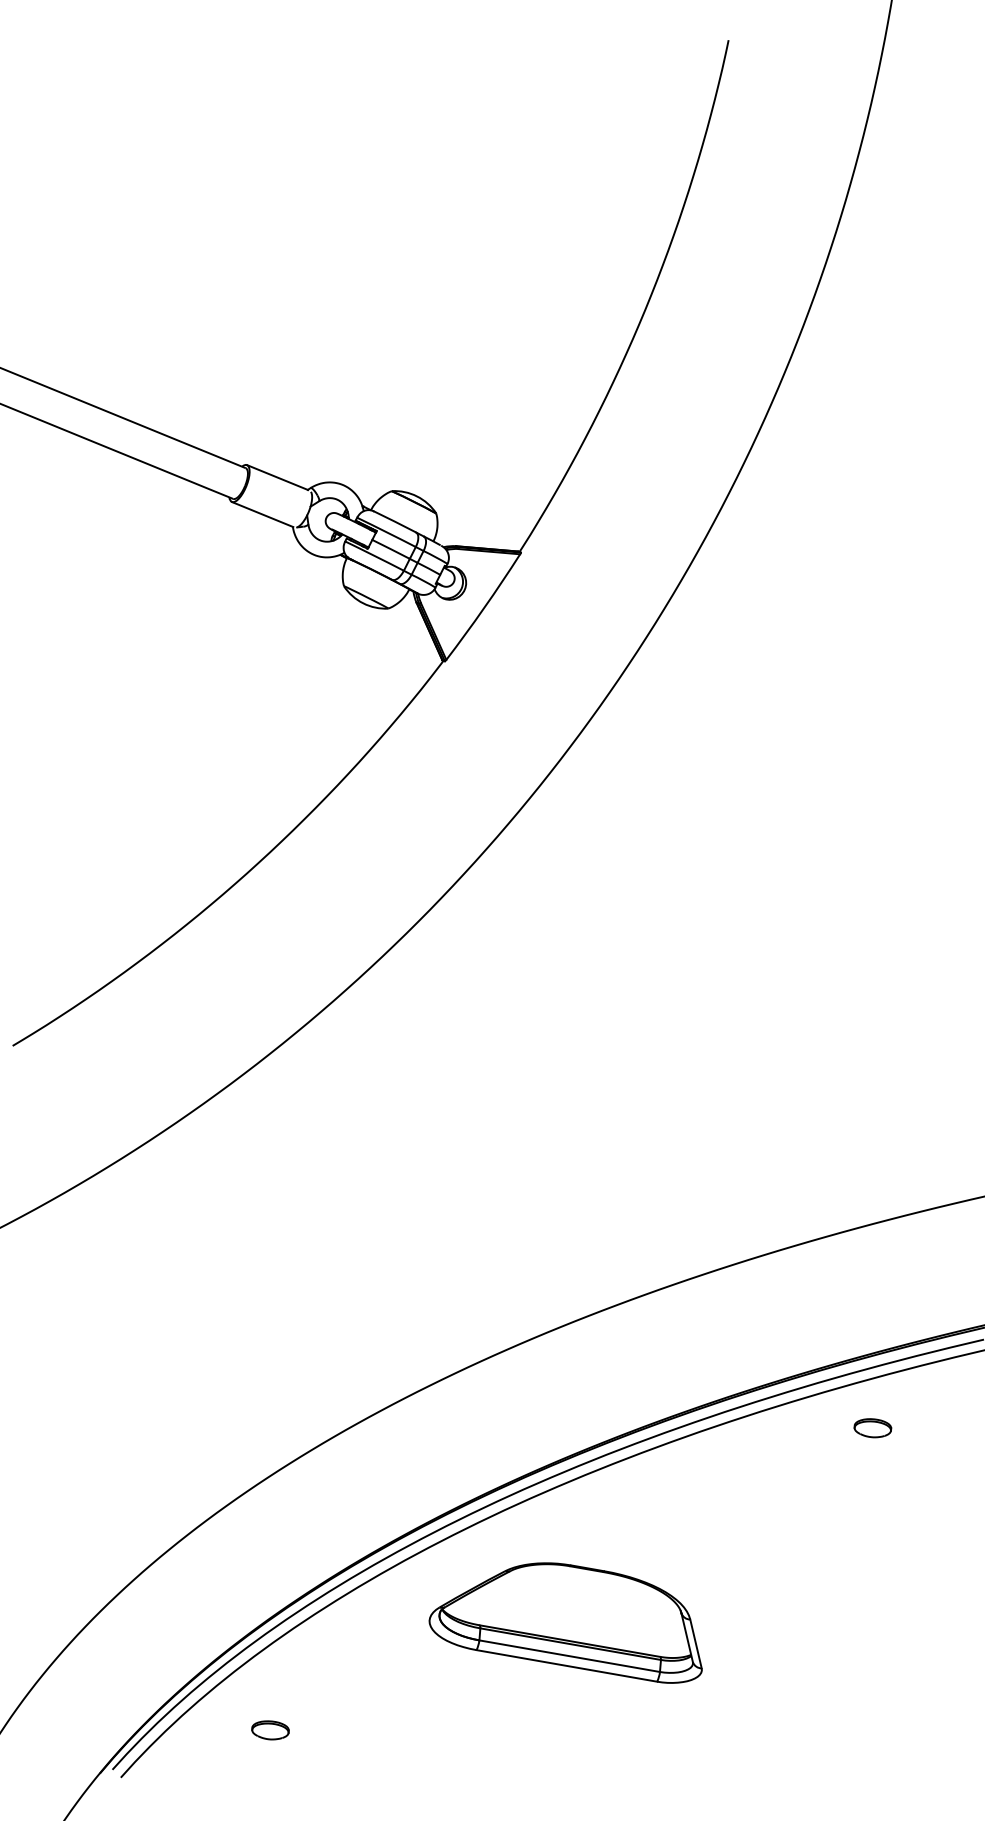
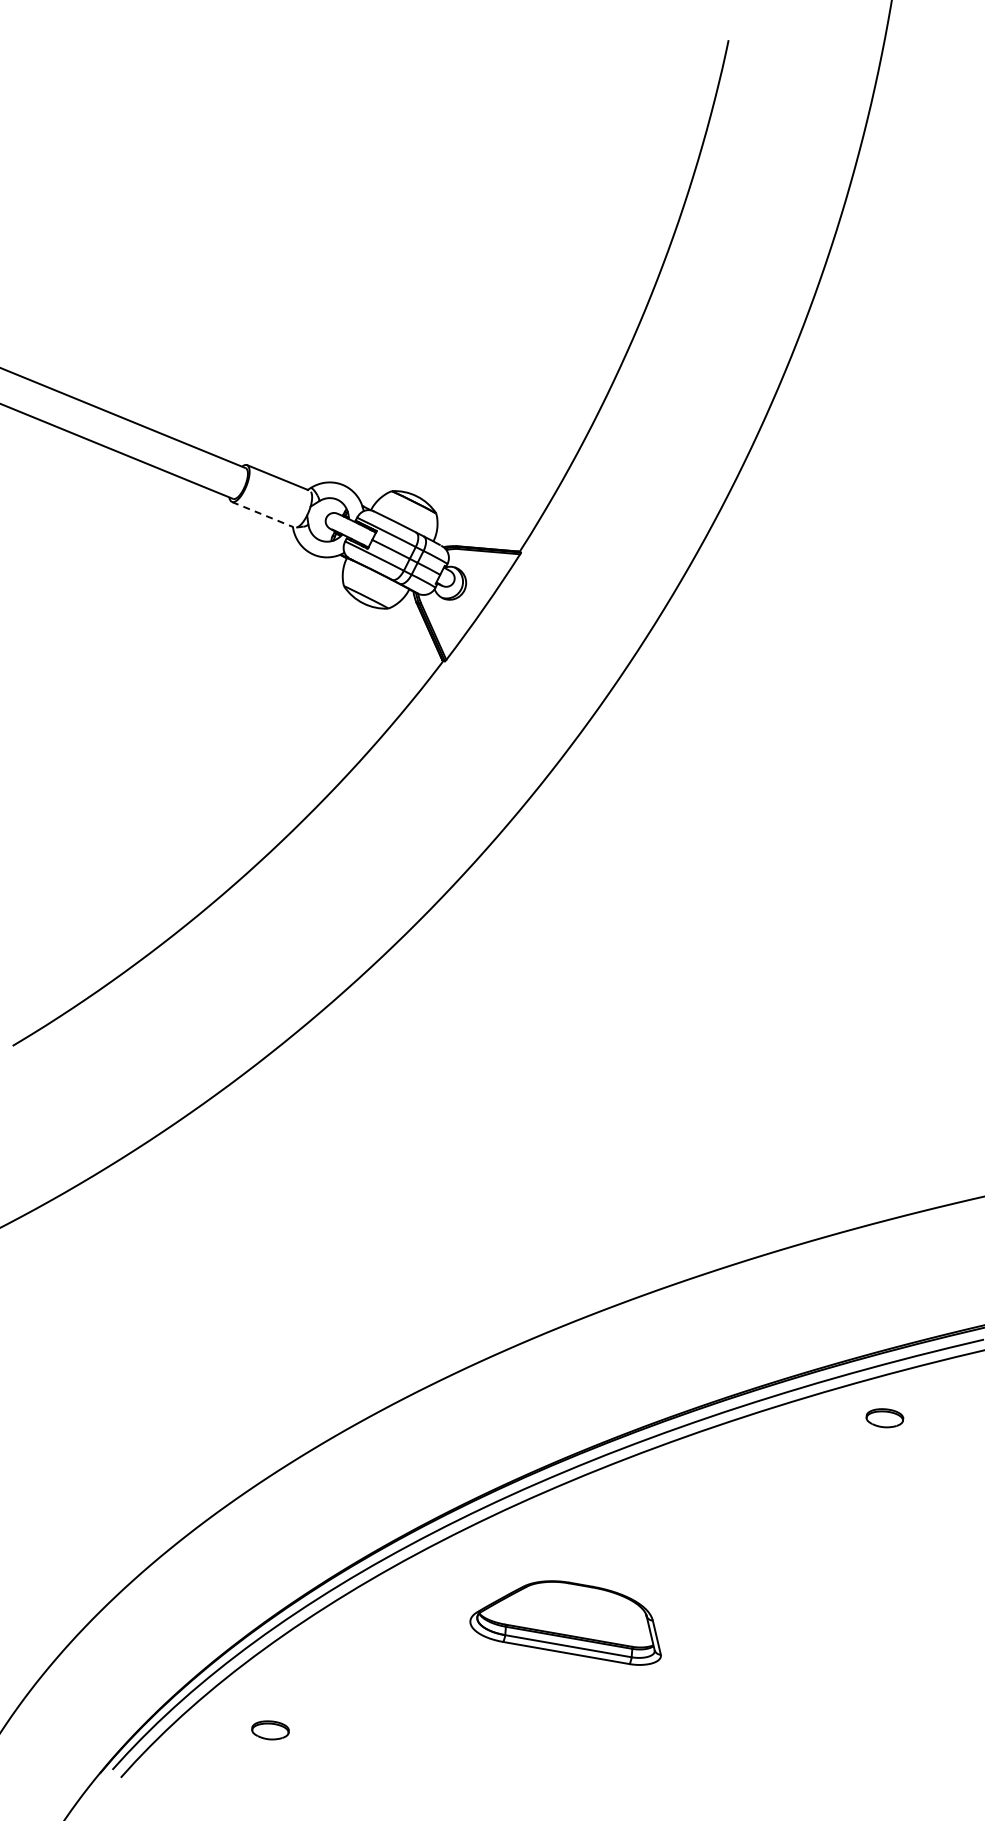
line: solid -> dashed (263, 514)
part position: (872, 1428) -> (884, 1418) (884, 1418)
part size: 275x122 px -> 193x86 px (565, 1622)
